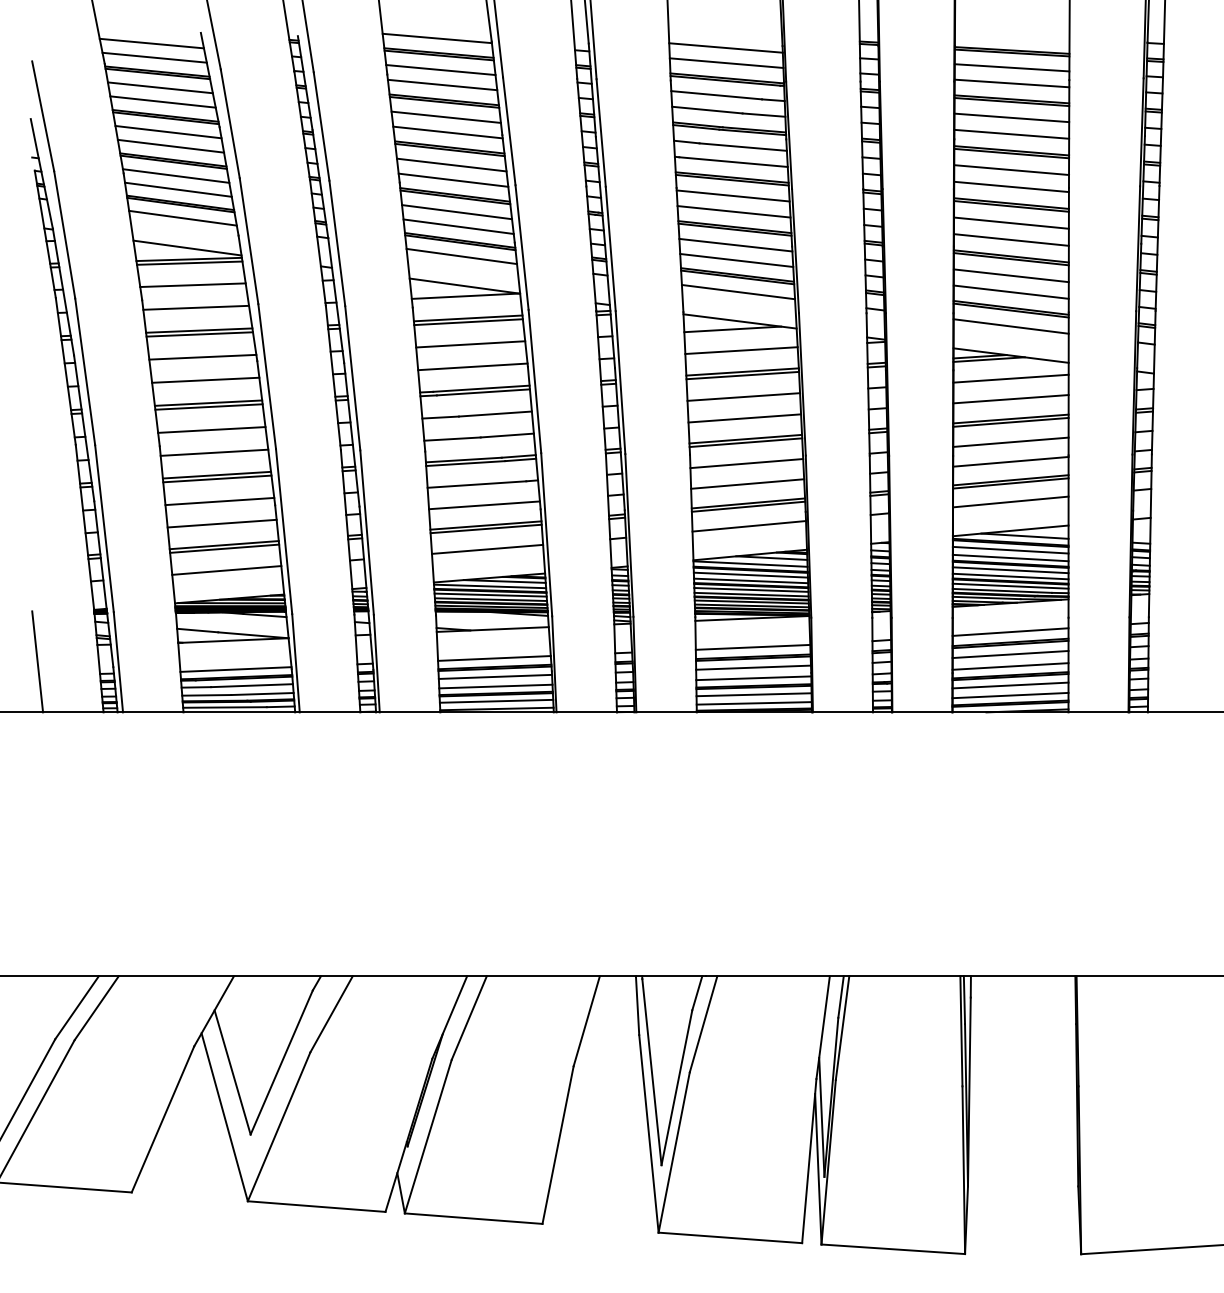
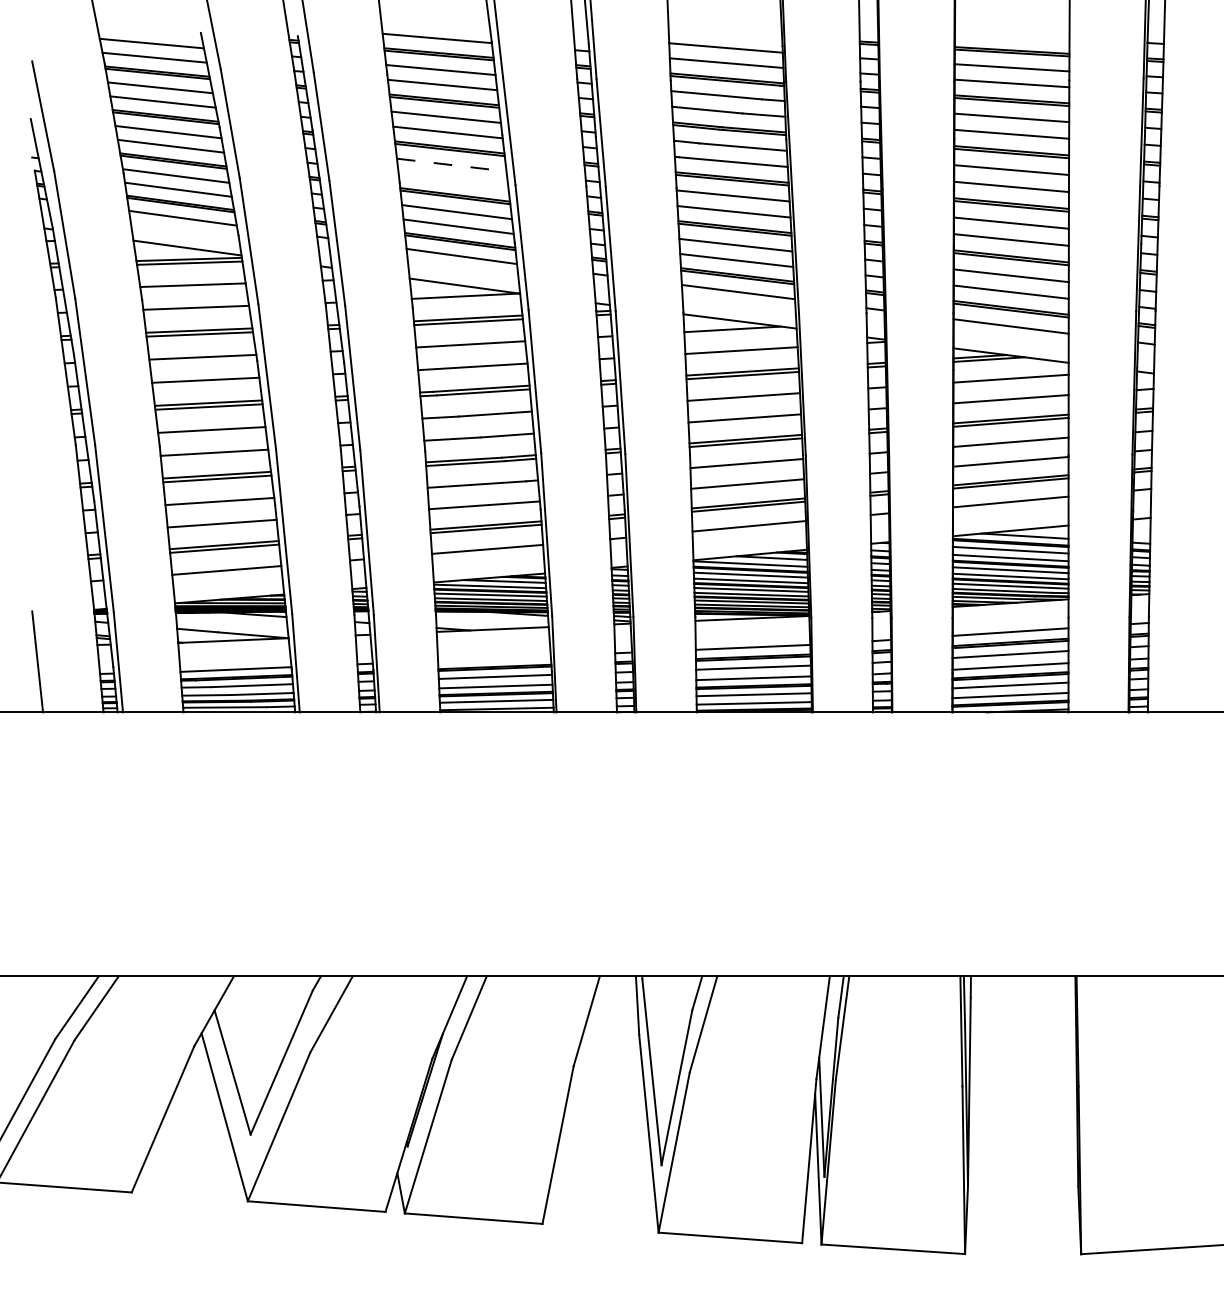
line: solid -> dashed (452, 165)
line: present -> none (453, 179)
line: present -> none (494, 658)
